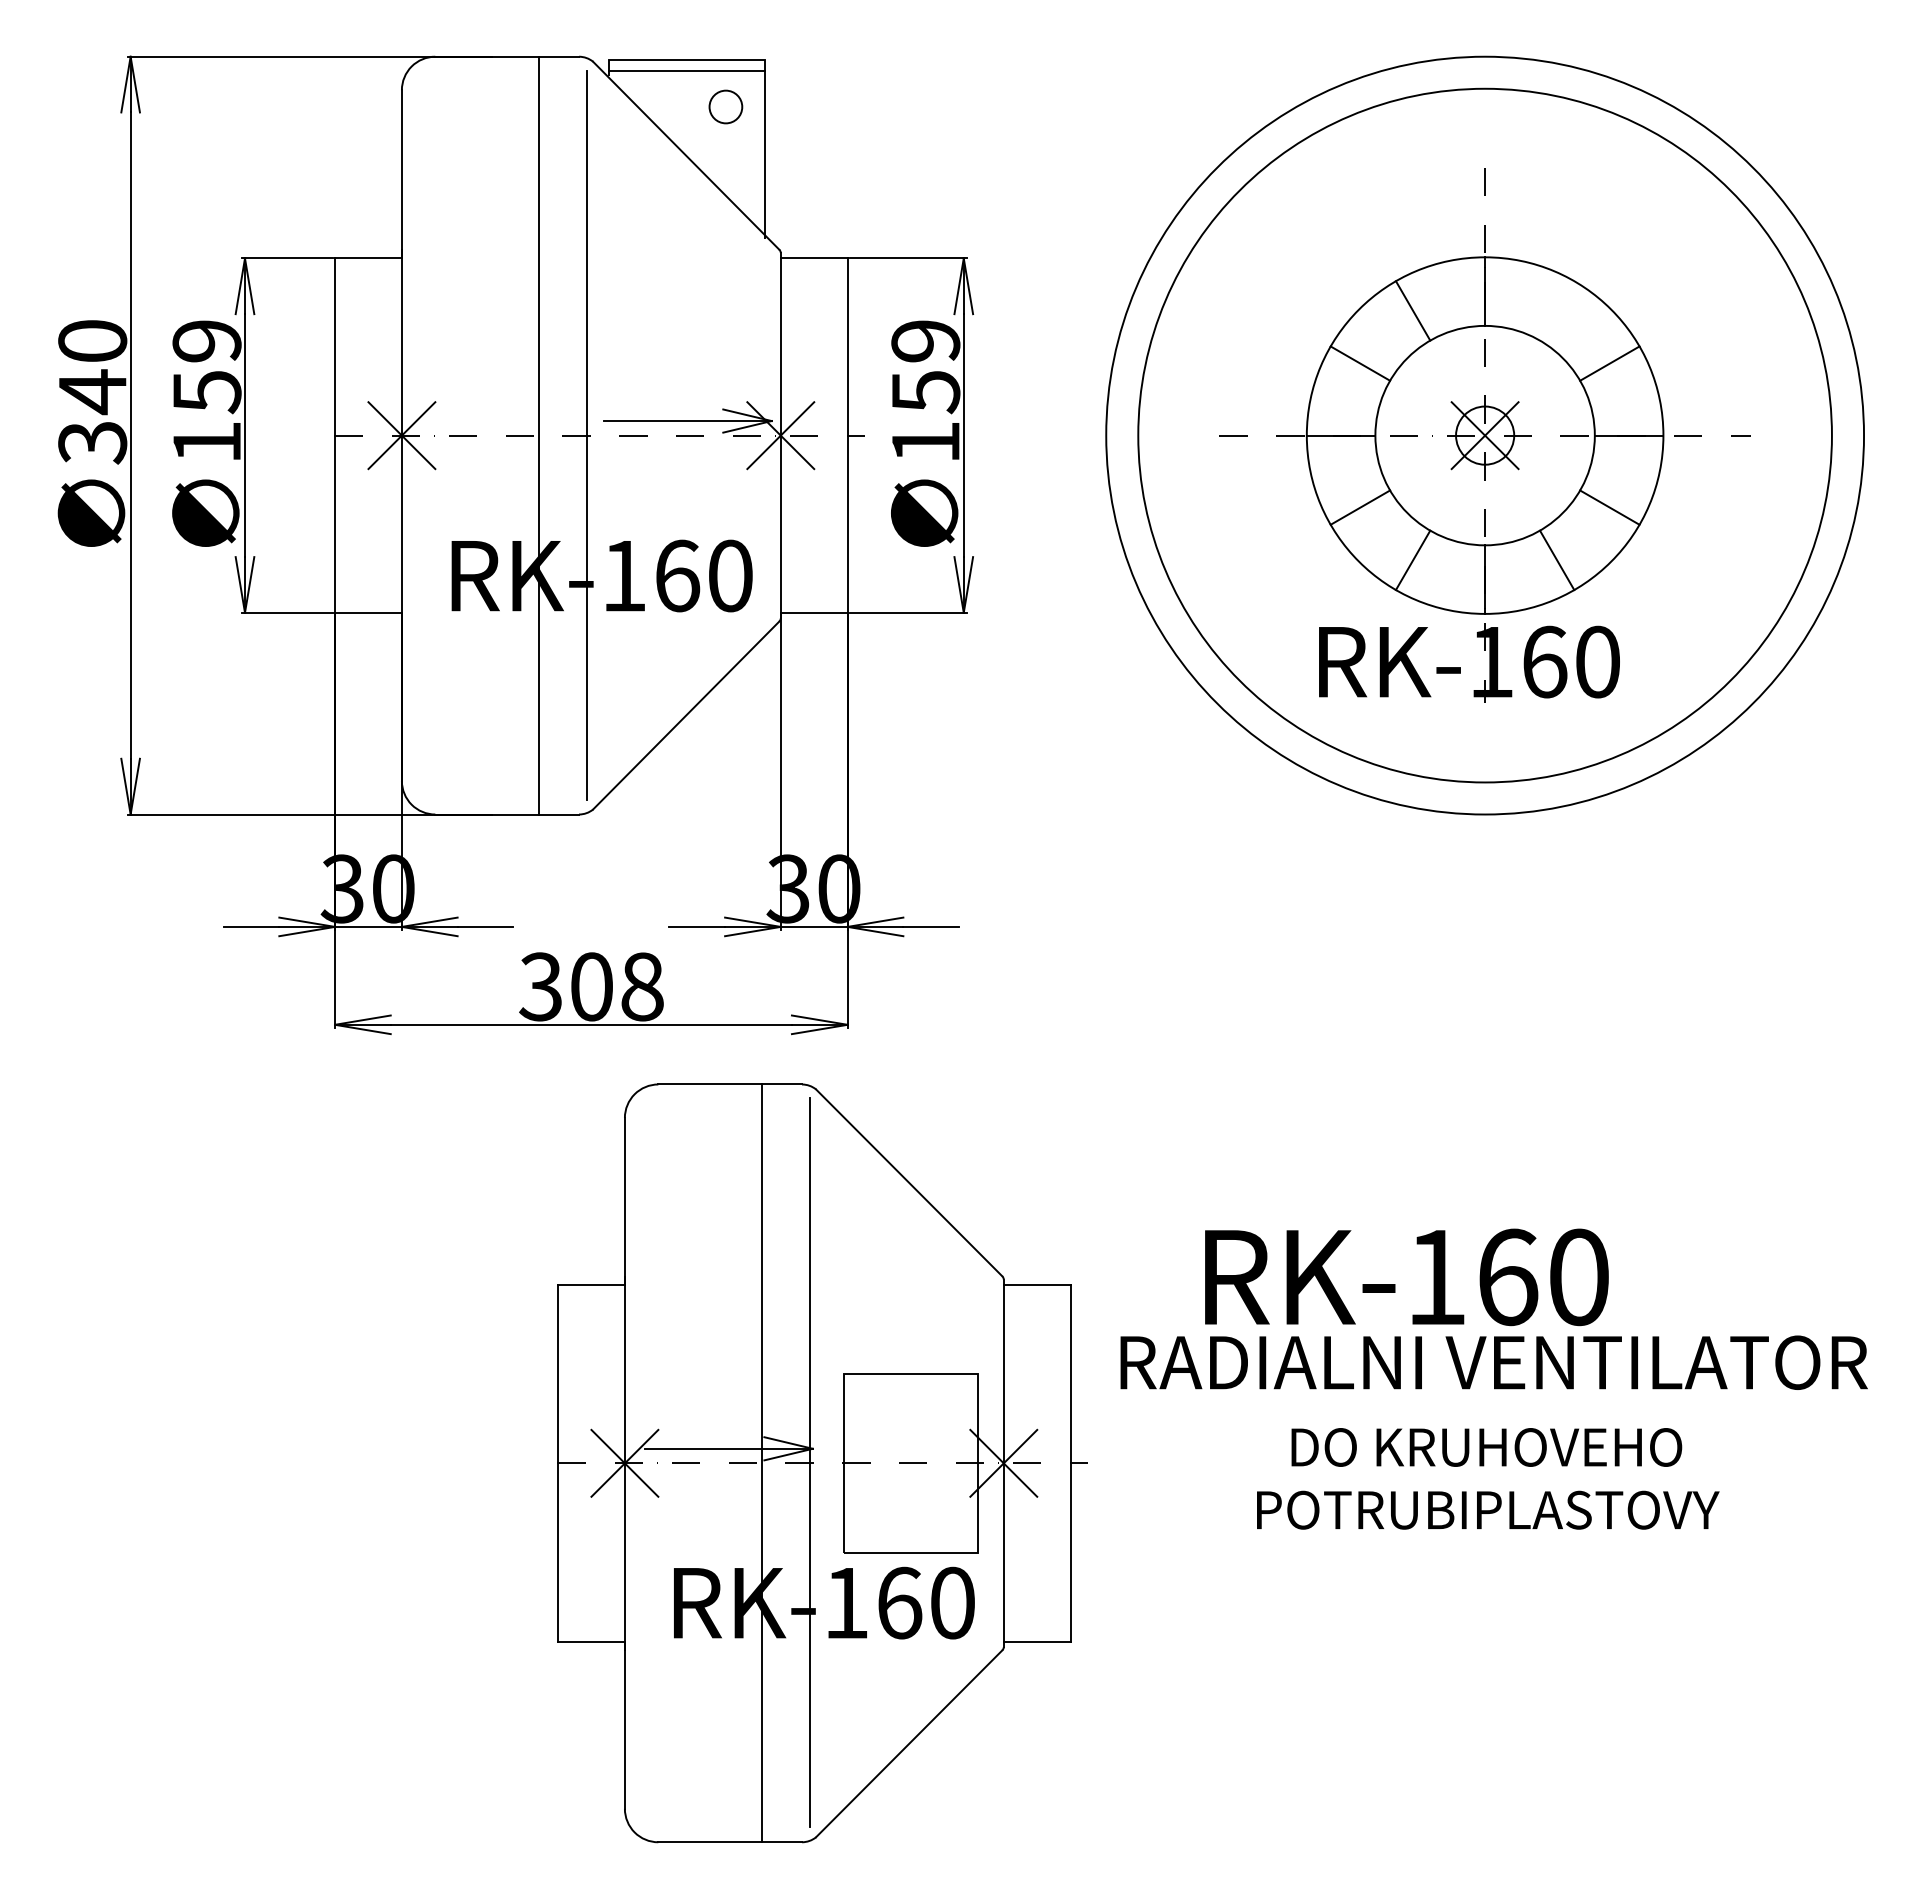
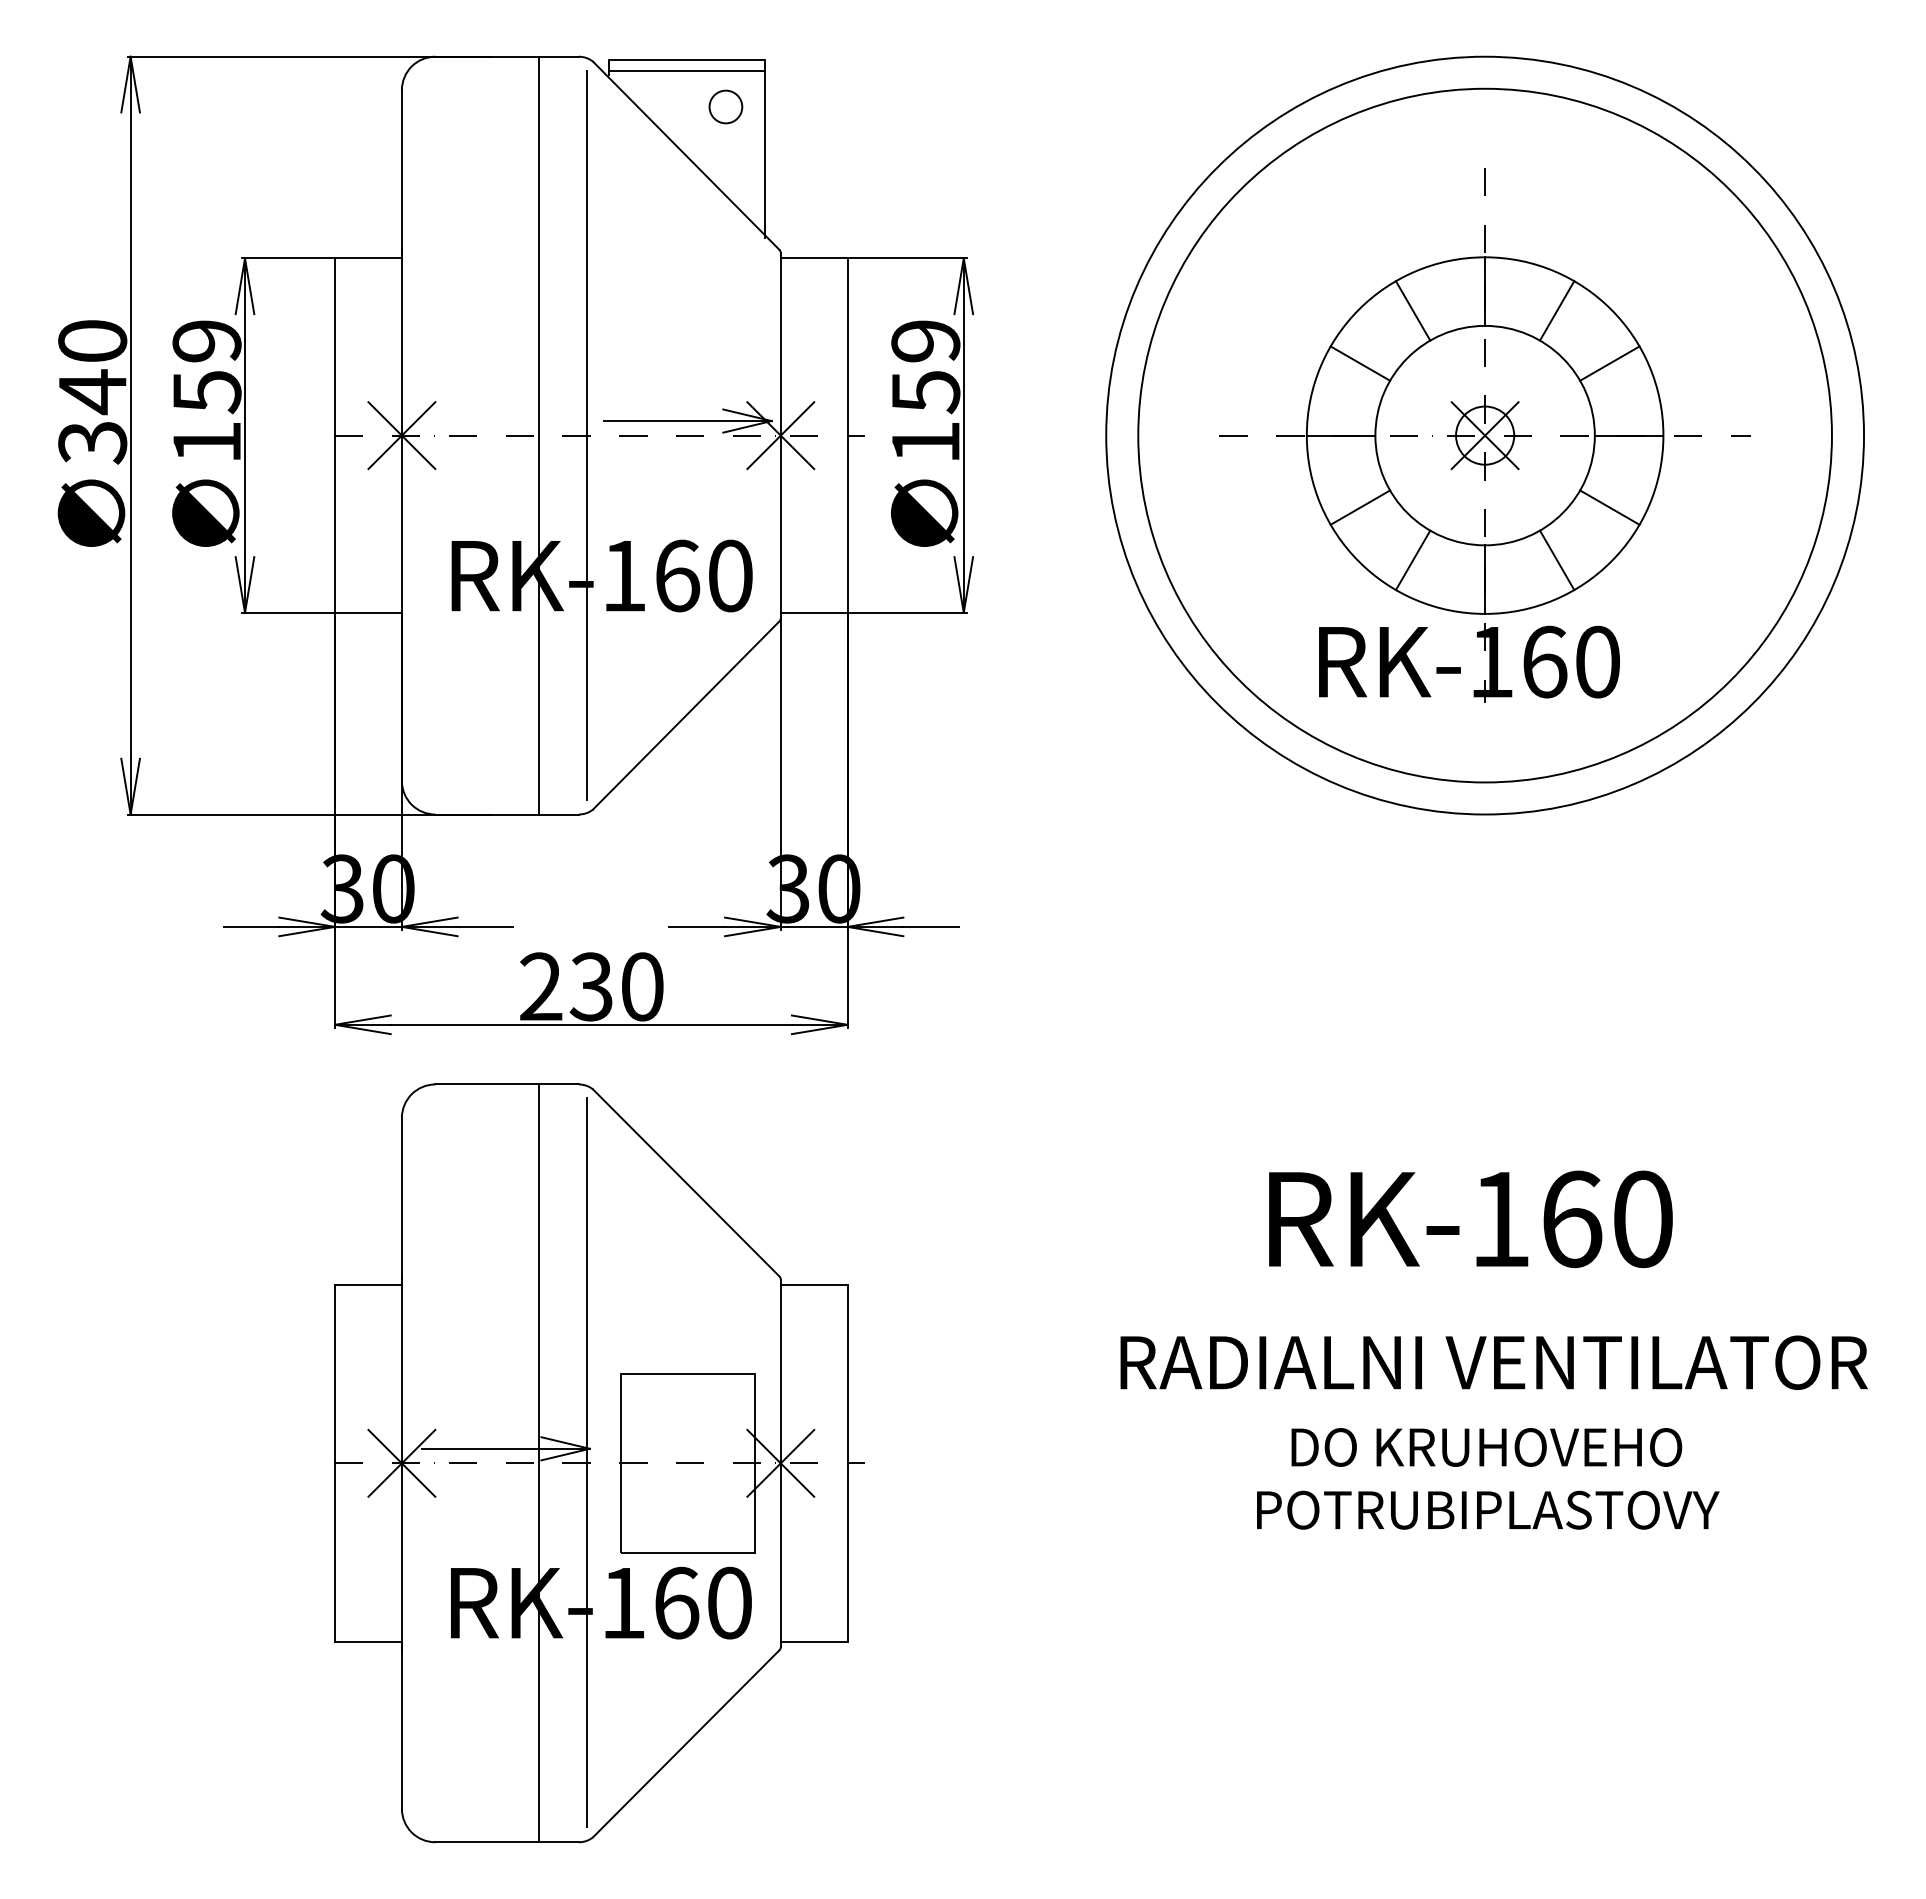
line: none -> present (1557, 310)
text: 308 -> 230 (591, 986)
text position: (1406, 1277) -> (1470, 1219) (1470, 1219)
part position: (822, 1463) -> (599, 1463) (599, 1463)
